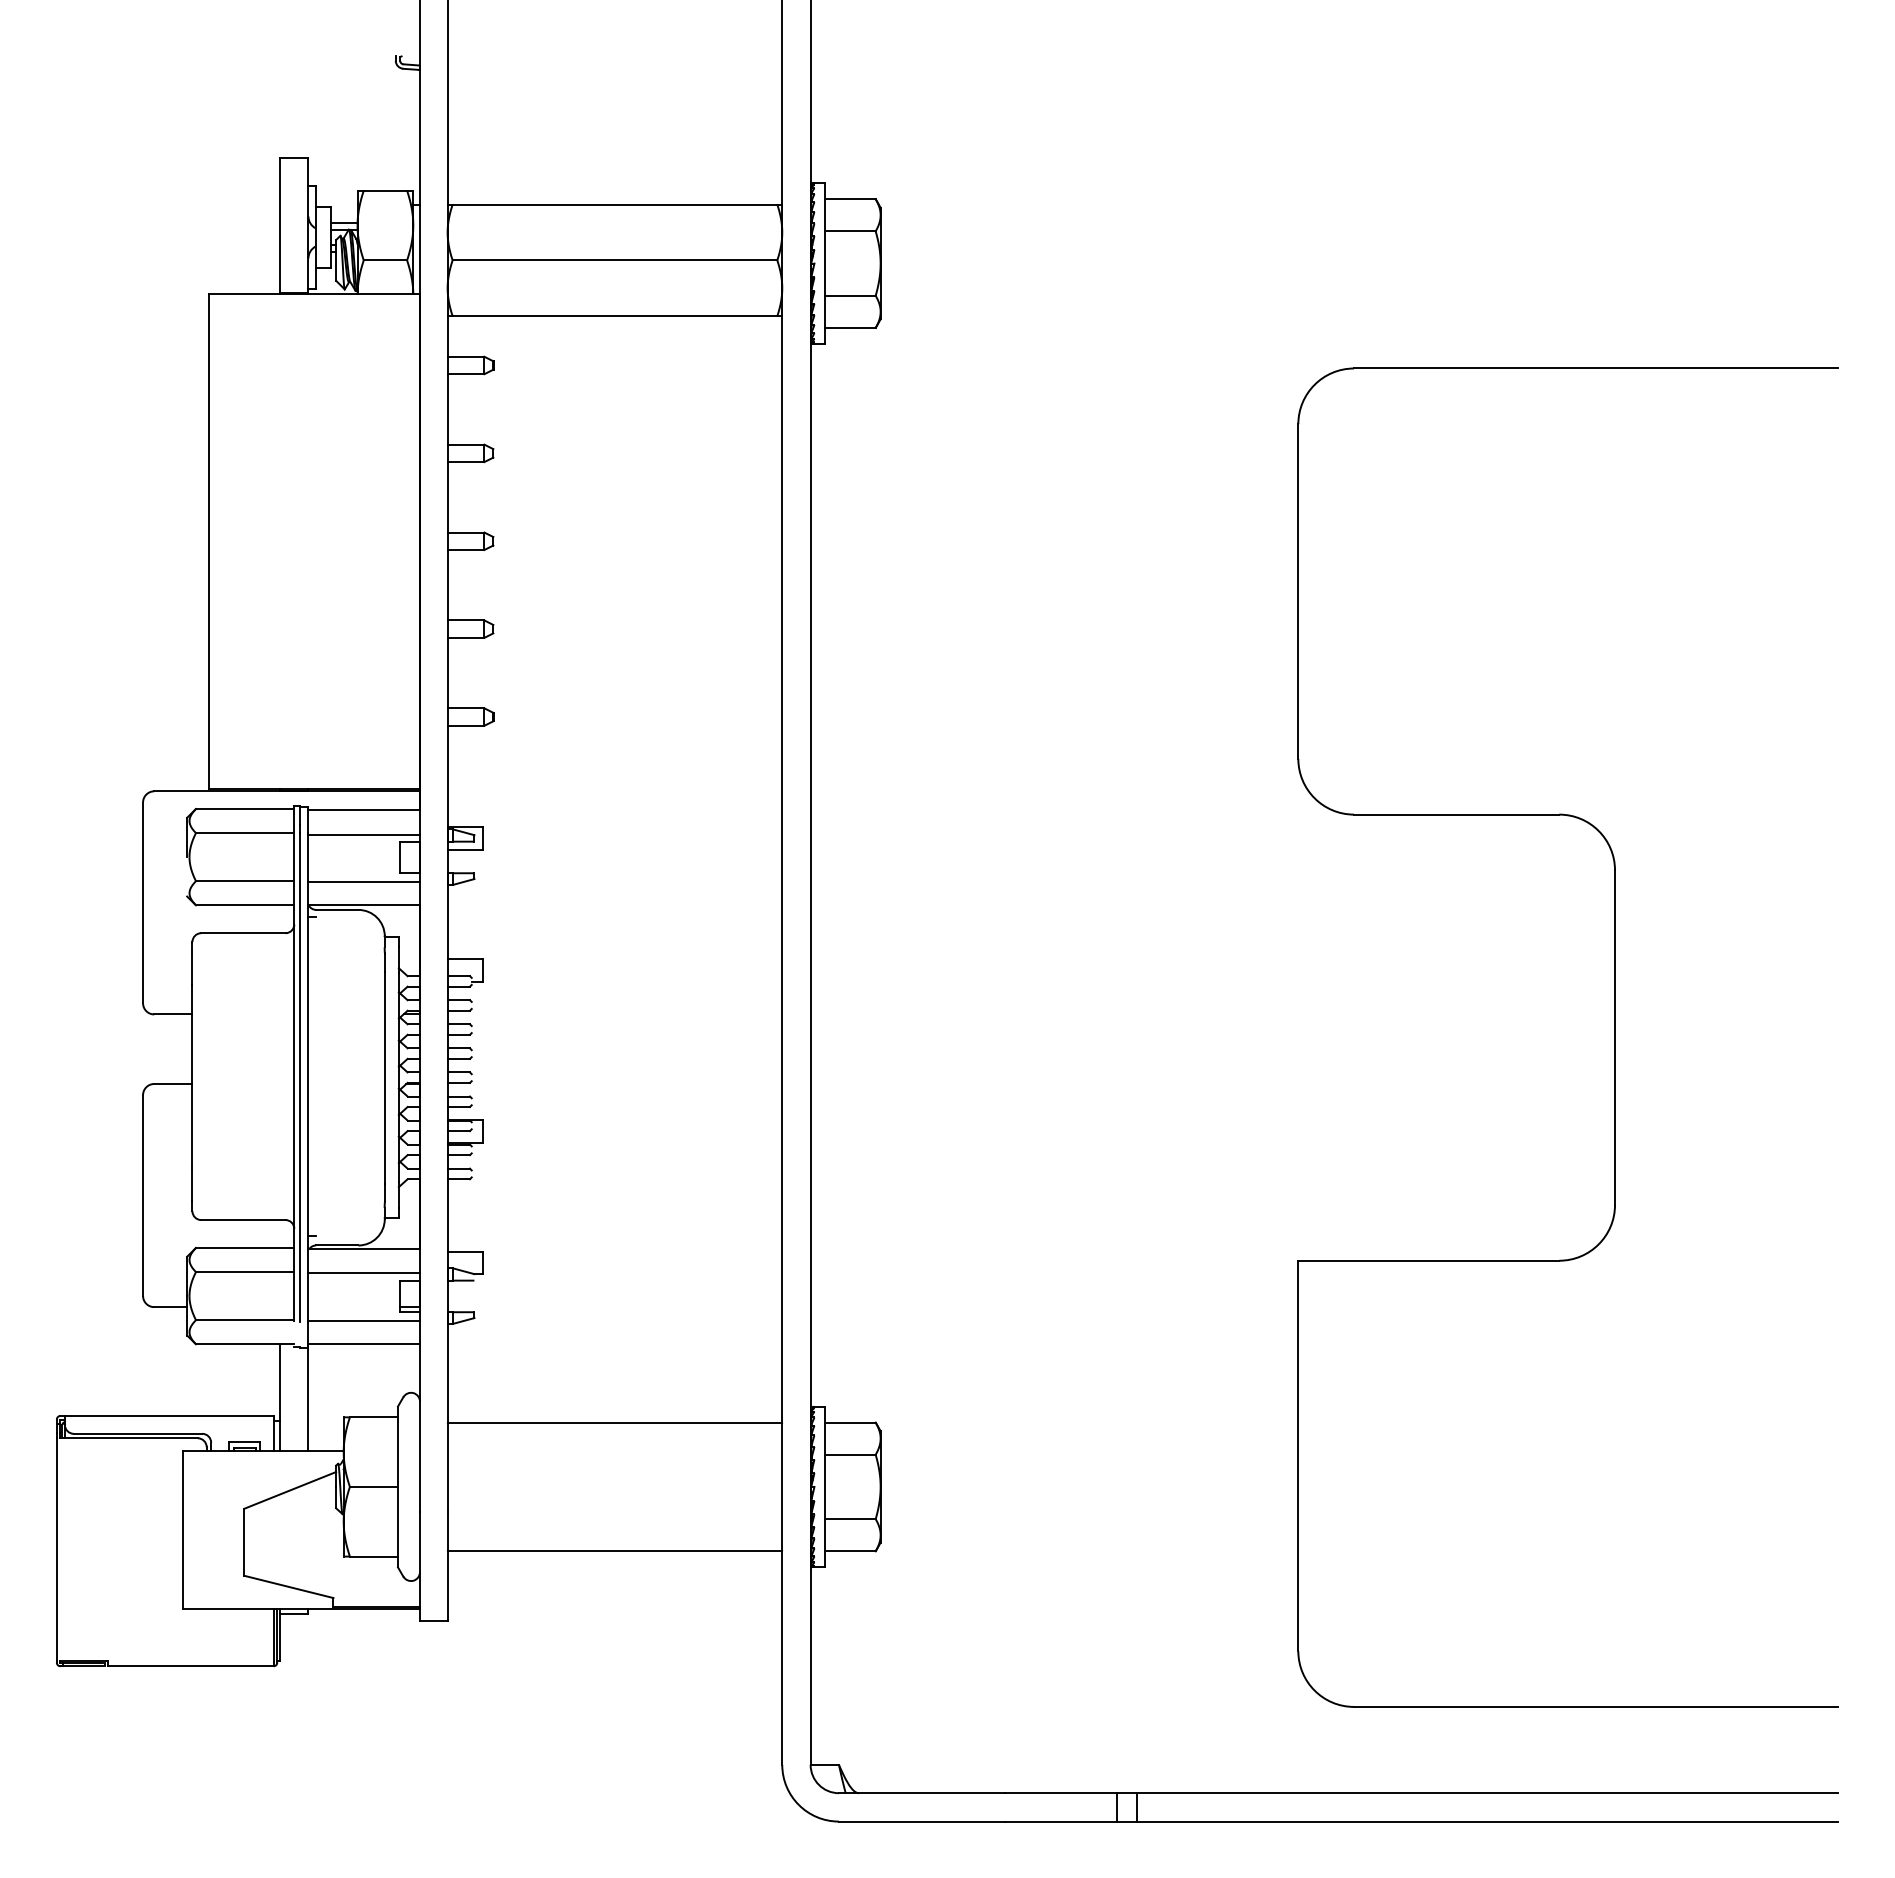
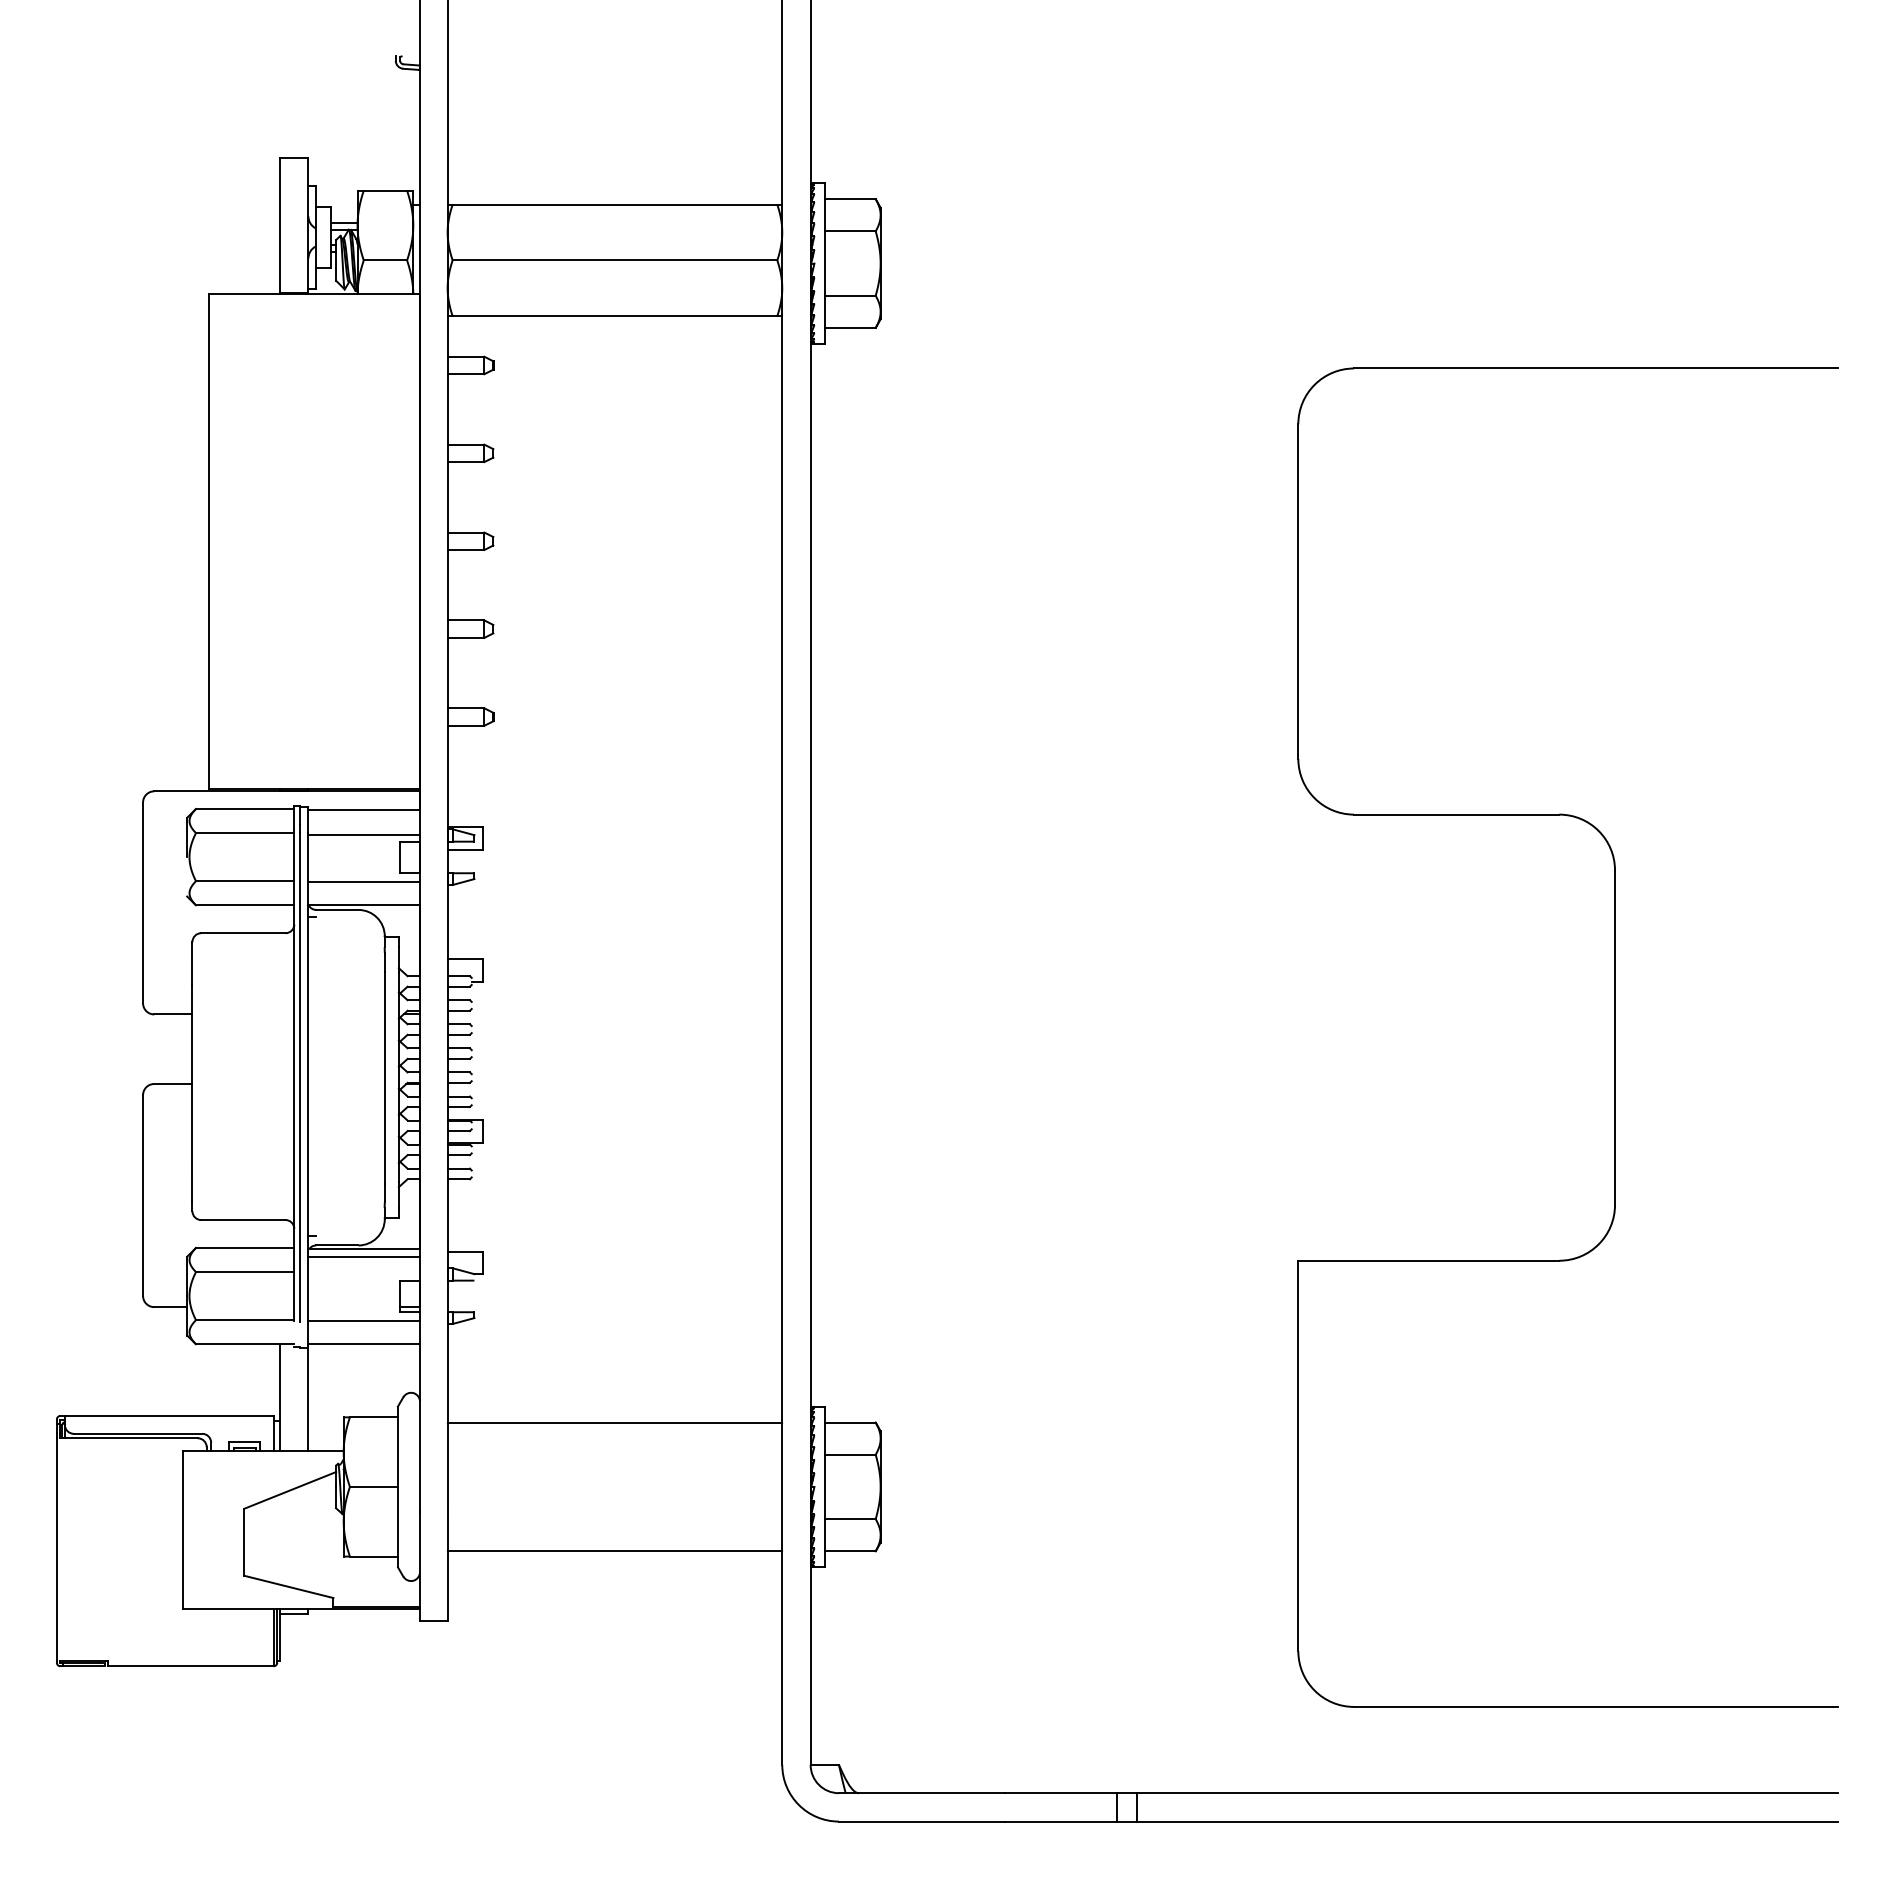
line position: (363, 1273) -> (363, 1257) (363, 1257)
